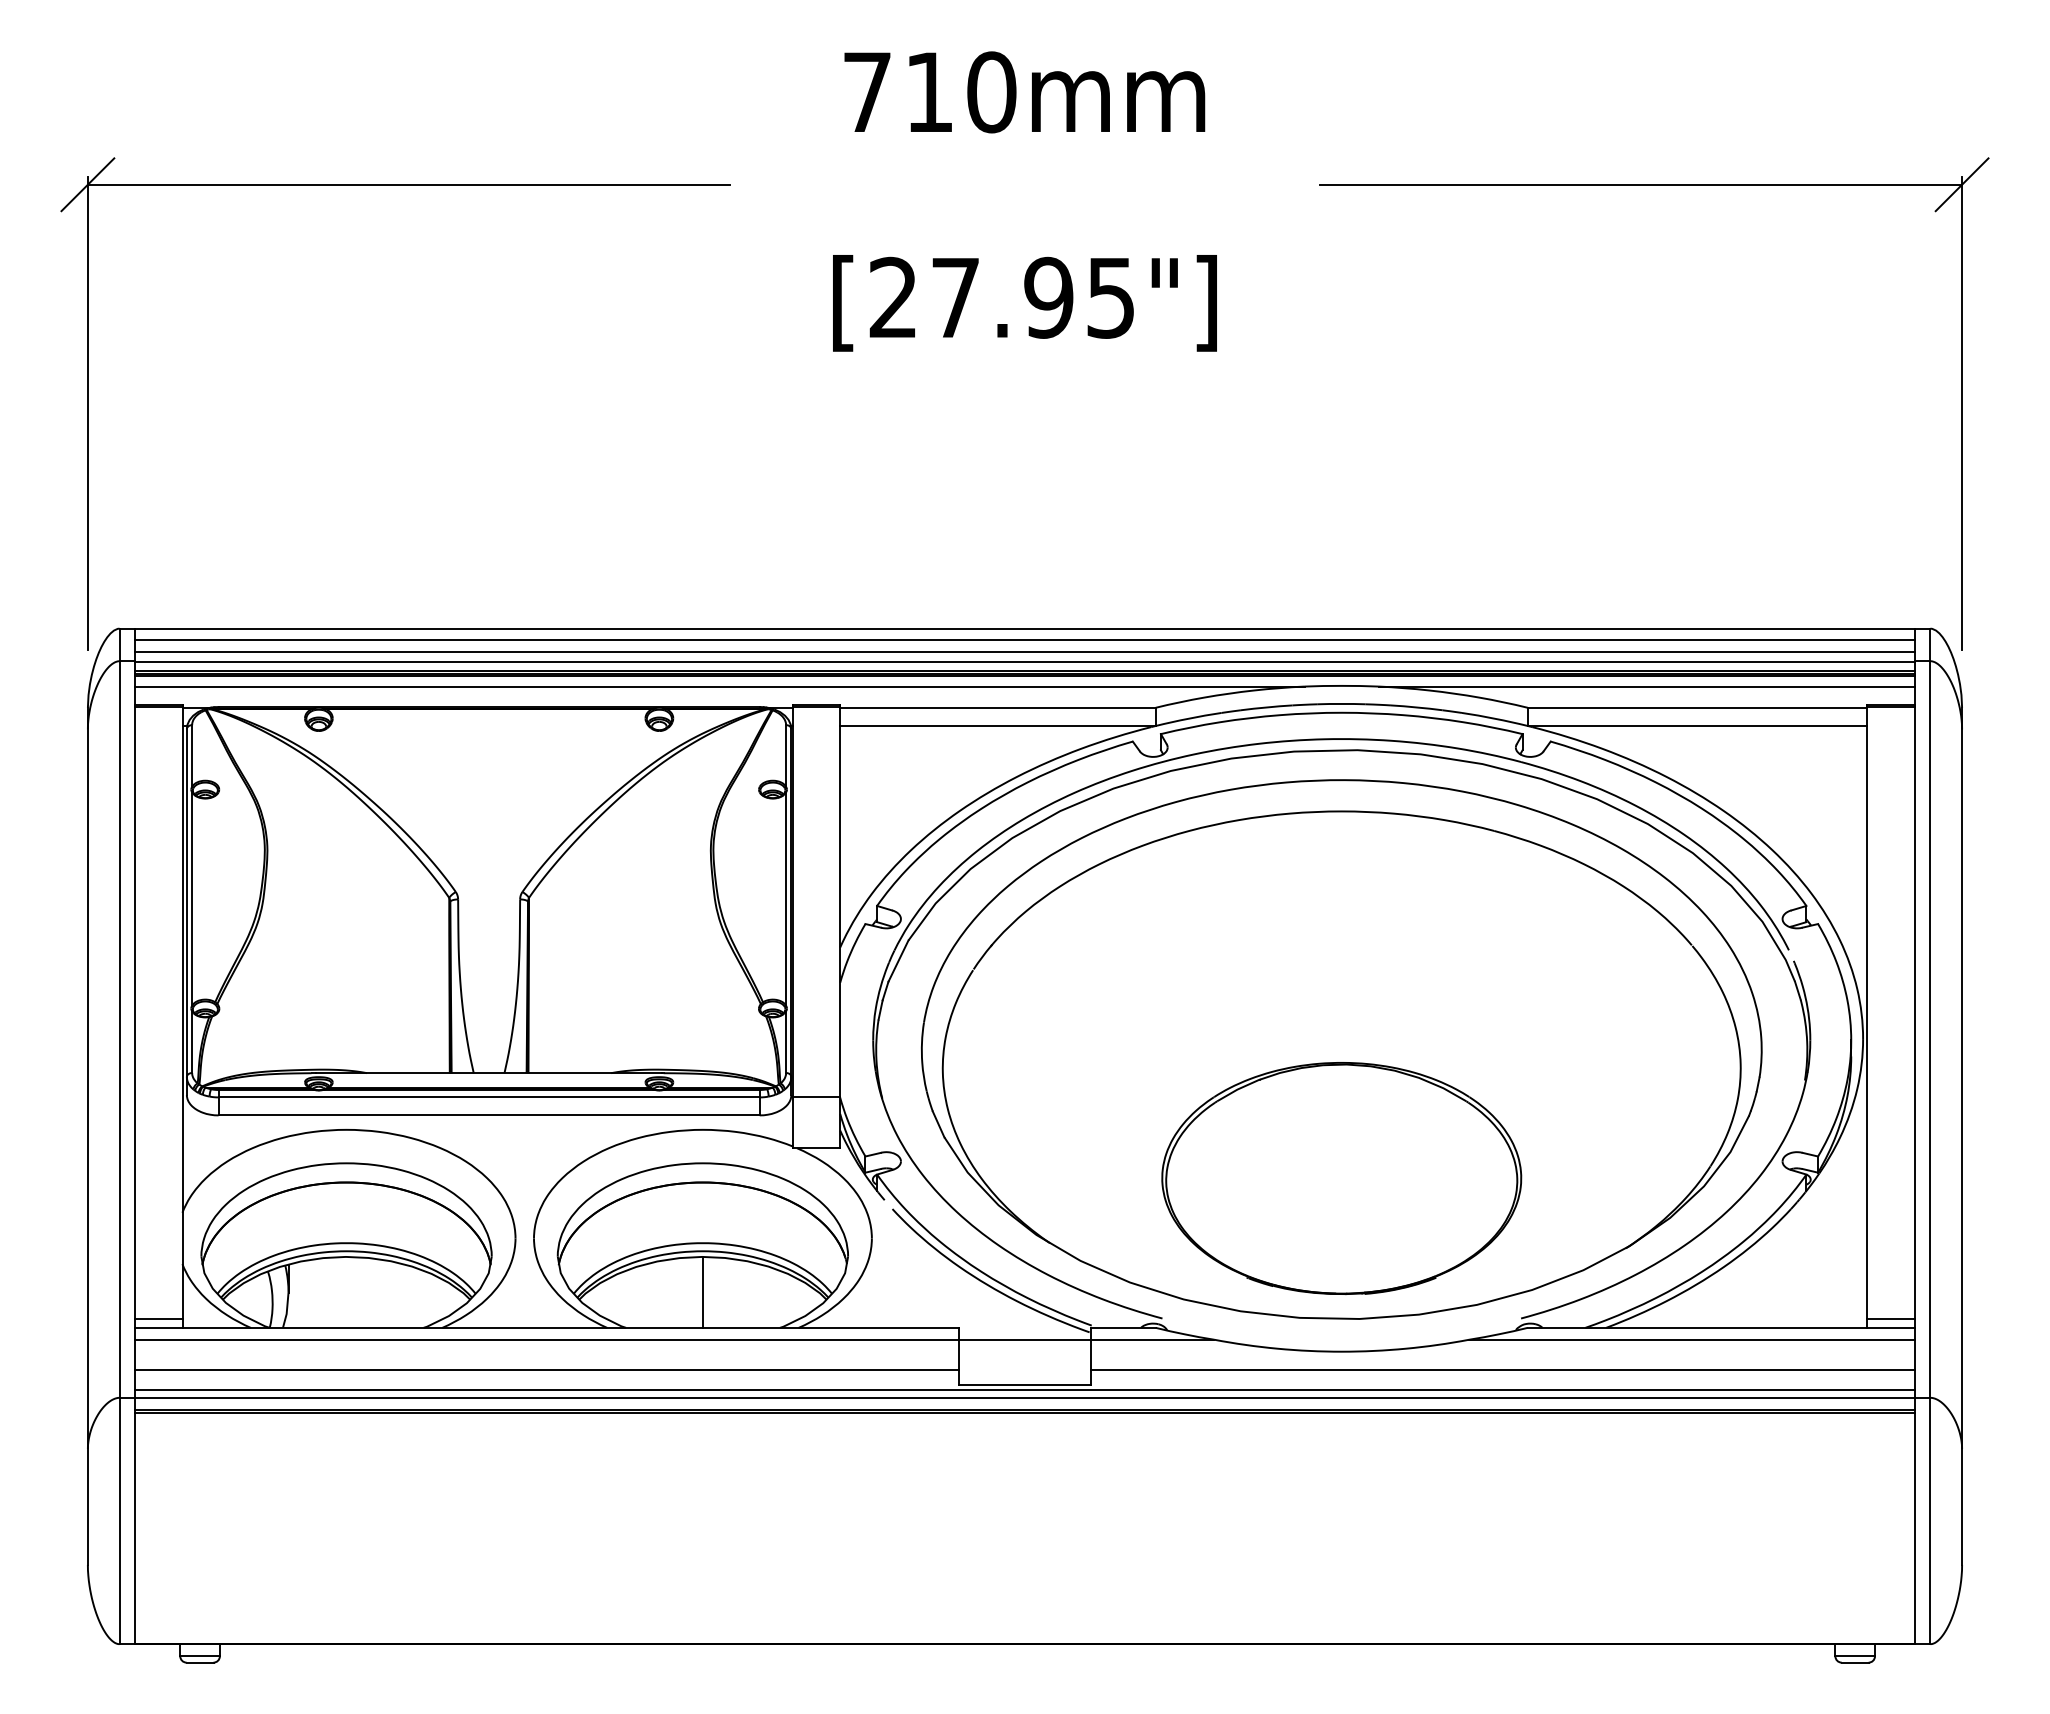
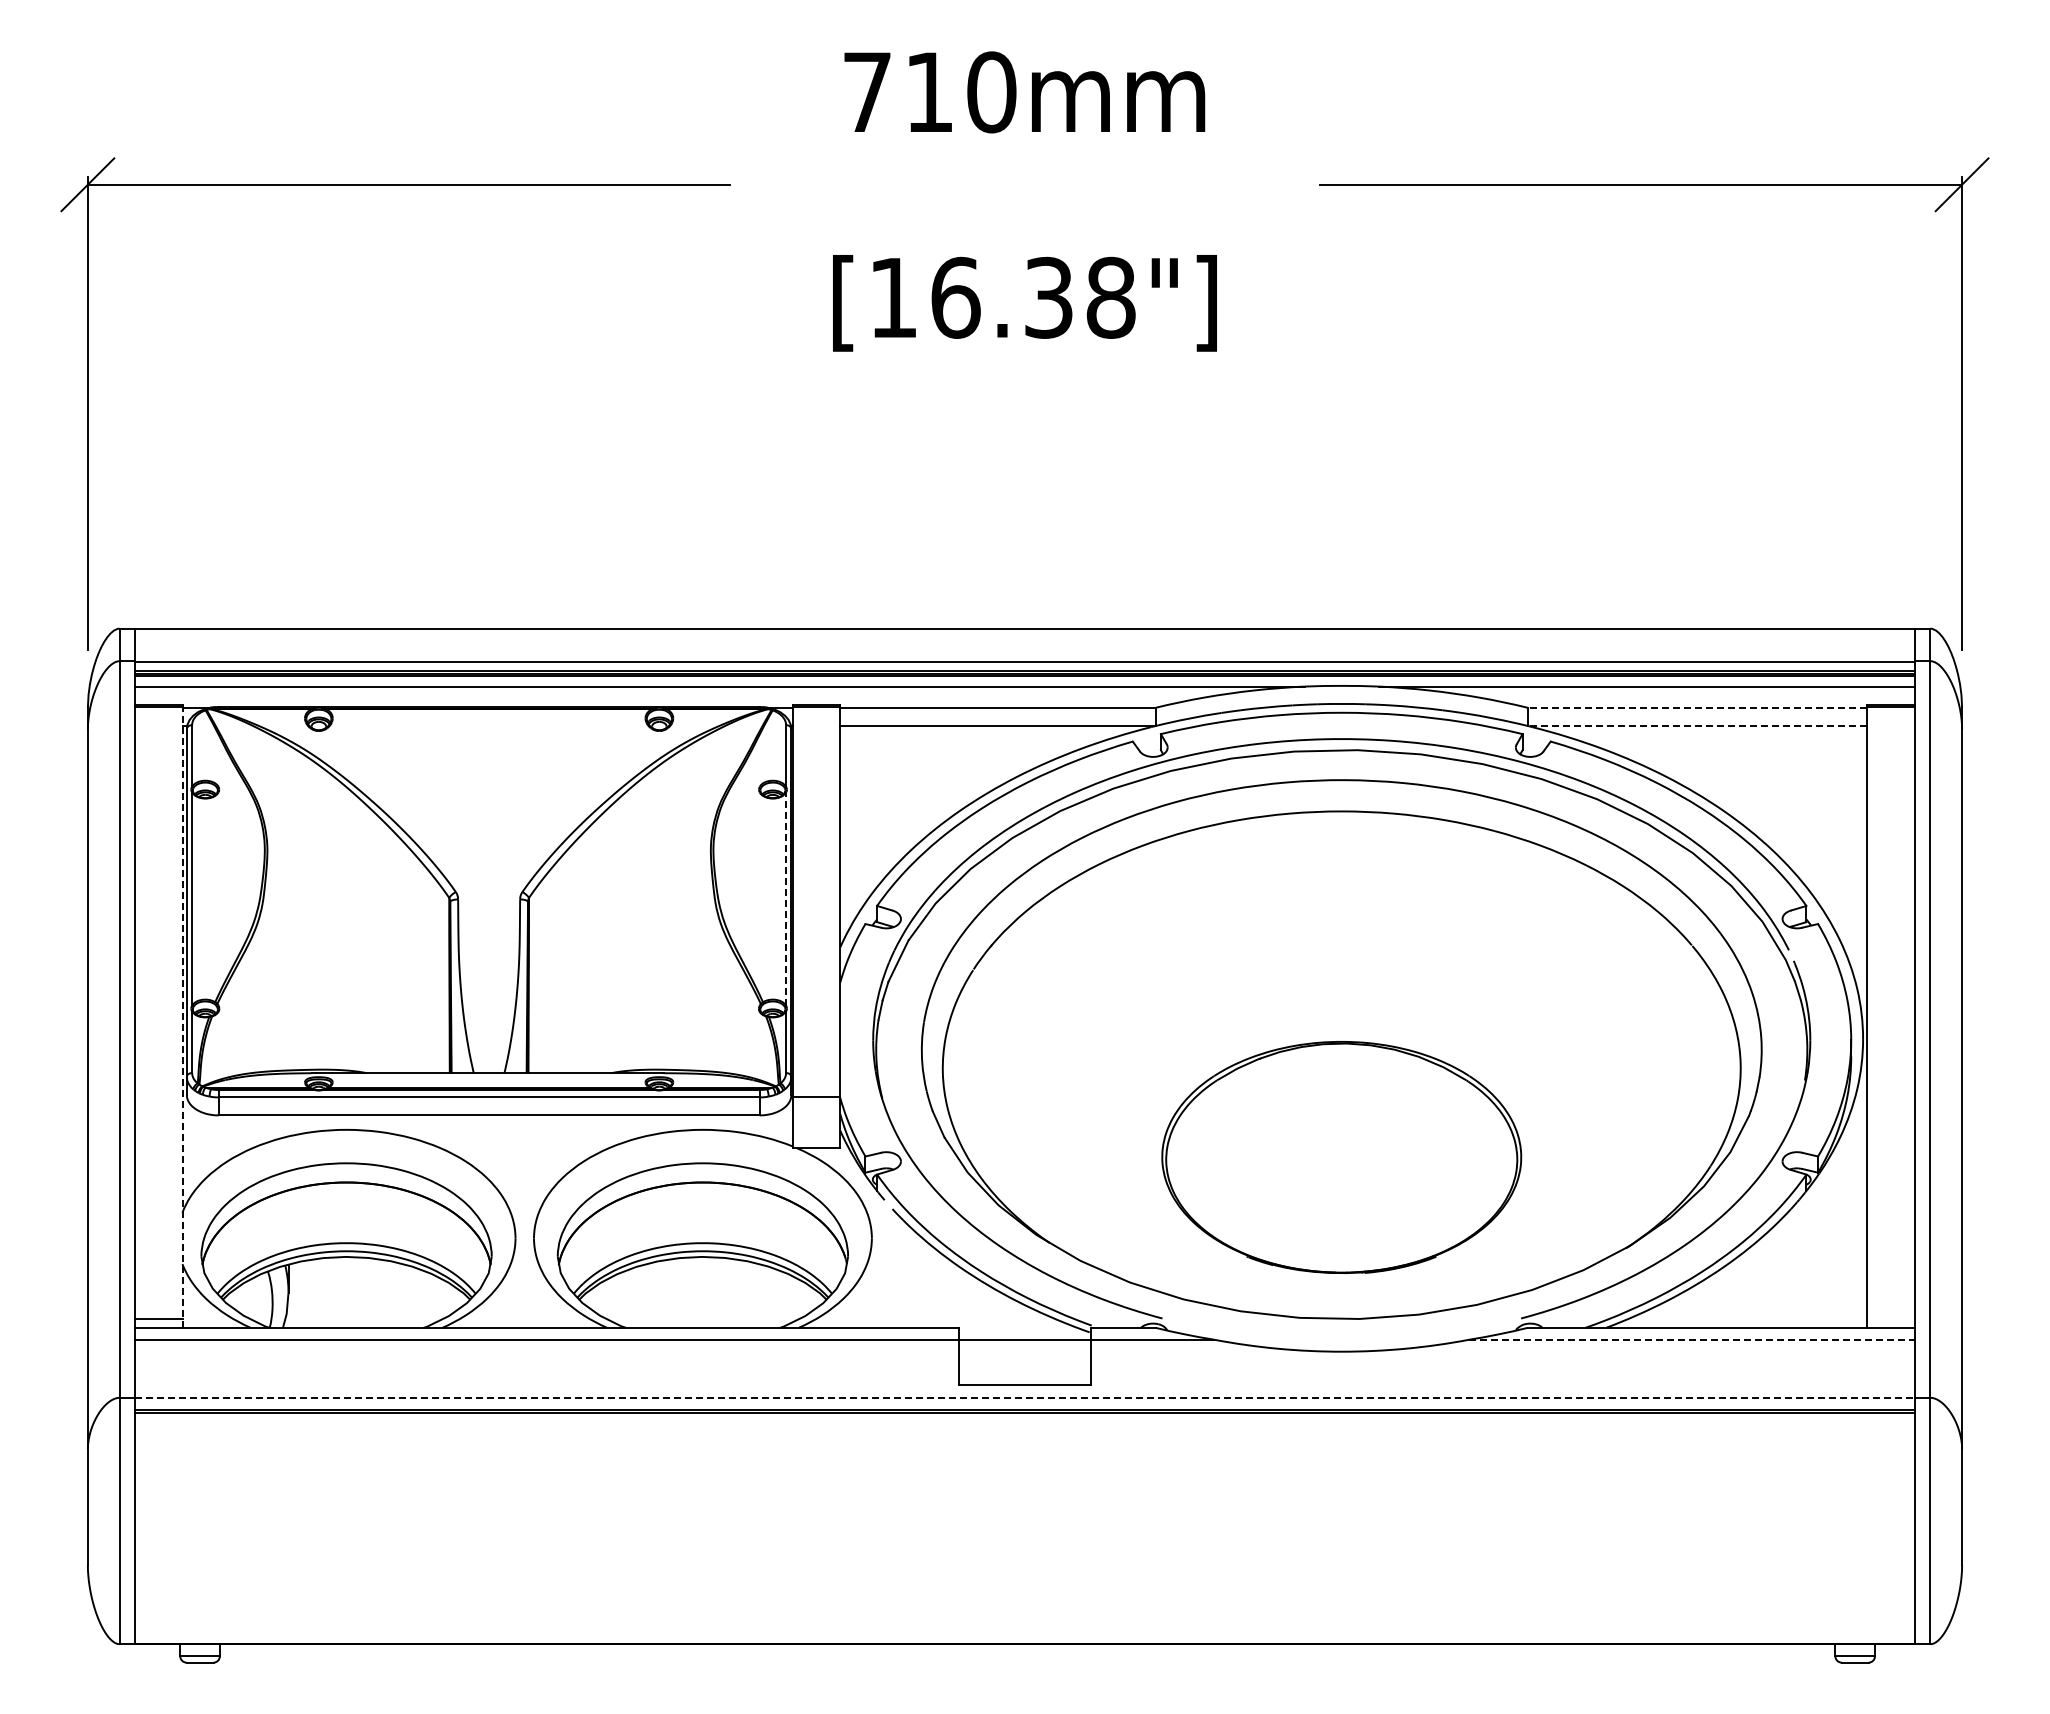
text: [27.95"] -> [16.38"] (1002, 297)
line: present -> none (1024, 639)
line: present -> none (1024, 652)
line: solid -> dashed (1697, 707)
line: solid -> dashed (1697, 725)
line: solid -> dashed (786, 899)
line: solid -> dashed (182, 1017)
part position: (1341, 1178) -> (1341, 1157) (1341, 1157)
line: present -> none (702, 1291)
line: present -> none (1890, 1318)
line: solid -> dashed (1691, 1339)
line: present -> none (547, 1369)
line: present -> none (1502, 1369)
line: present -> none (1024, 1390)
line: solid -> dashed (1024, 1397)
